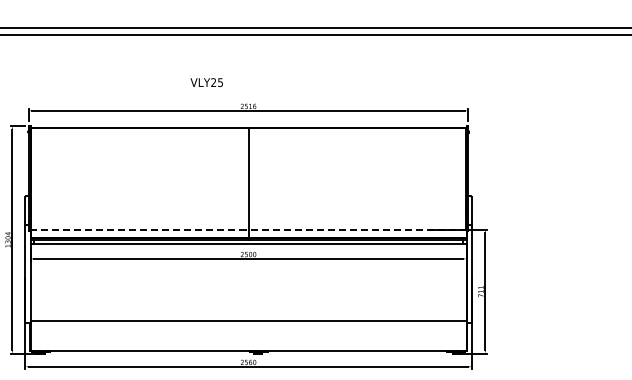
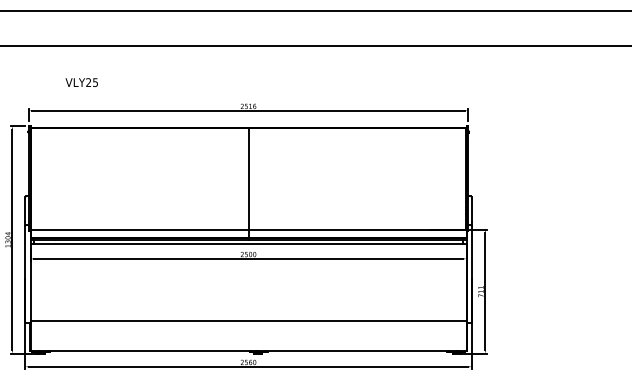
line position: (315, 28) -> (315, 11) (315, 11)
line position: (315, 35) -> (315, 46) (315, 46)
text position: (206, 82) -> (81, 82) (81, 82)
line: dashed -> solid (248, 229)
